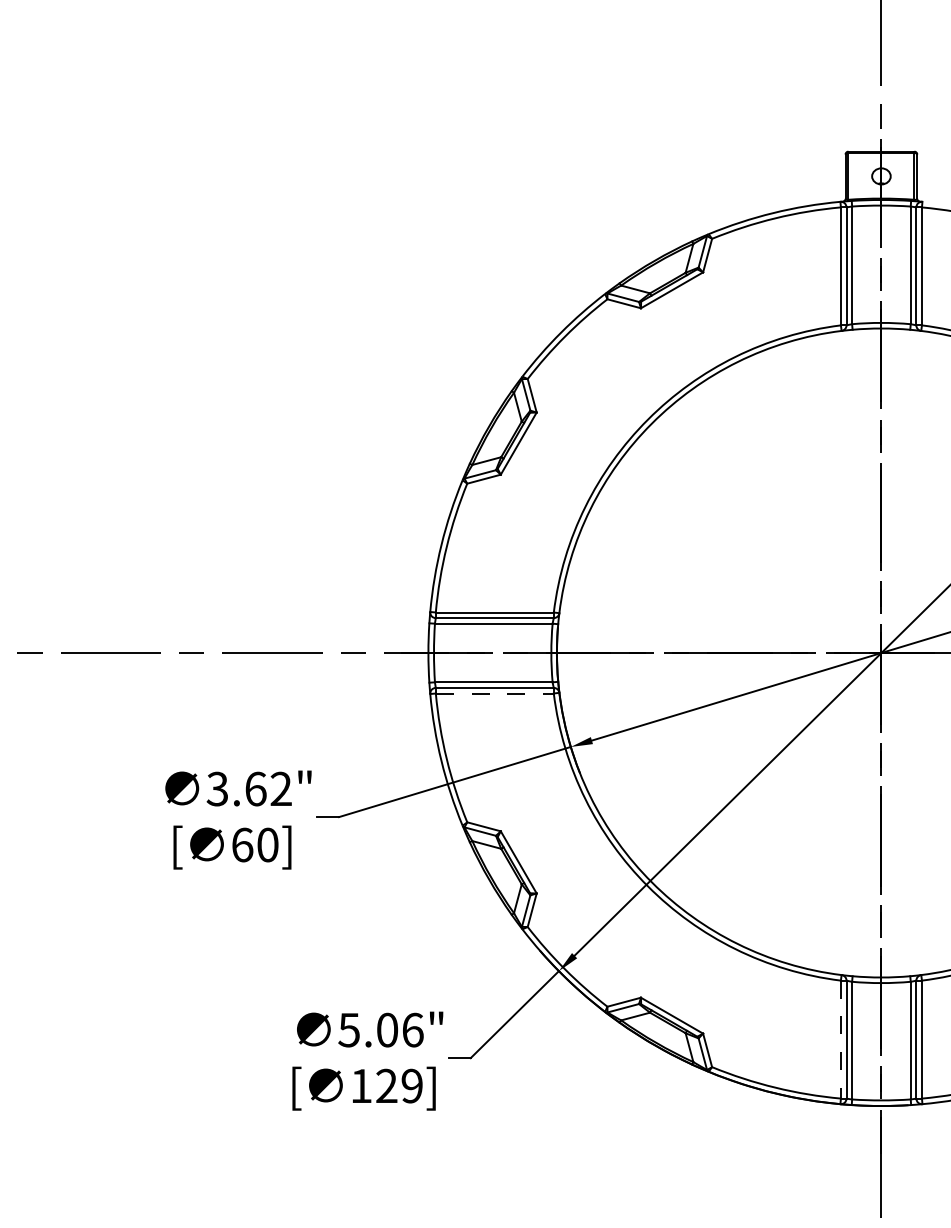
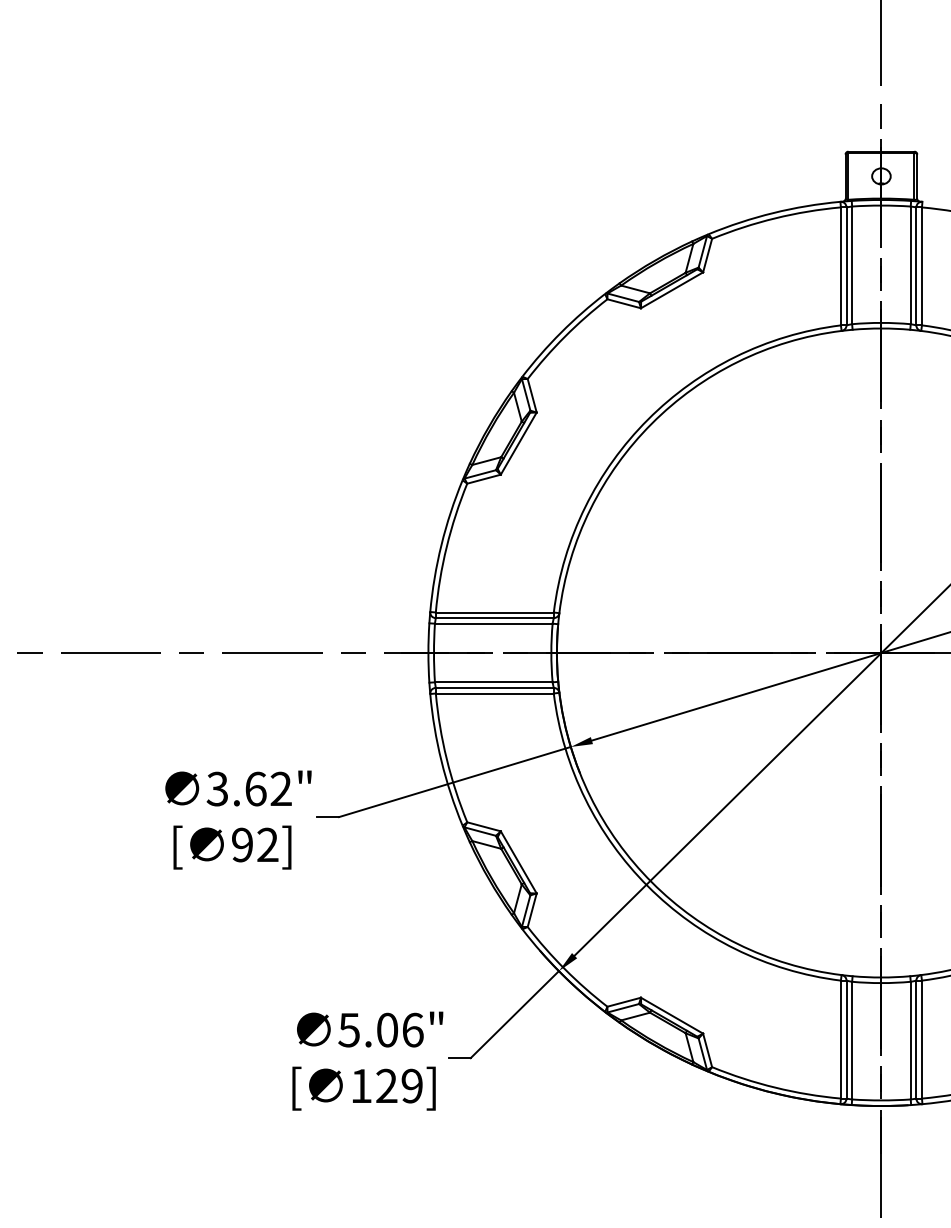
line: dashed -> solid (494, 693)
text: 60] -> 92] (255, 844)
line: dashed -> solid (840, 1039)
